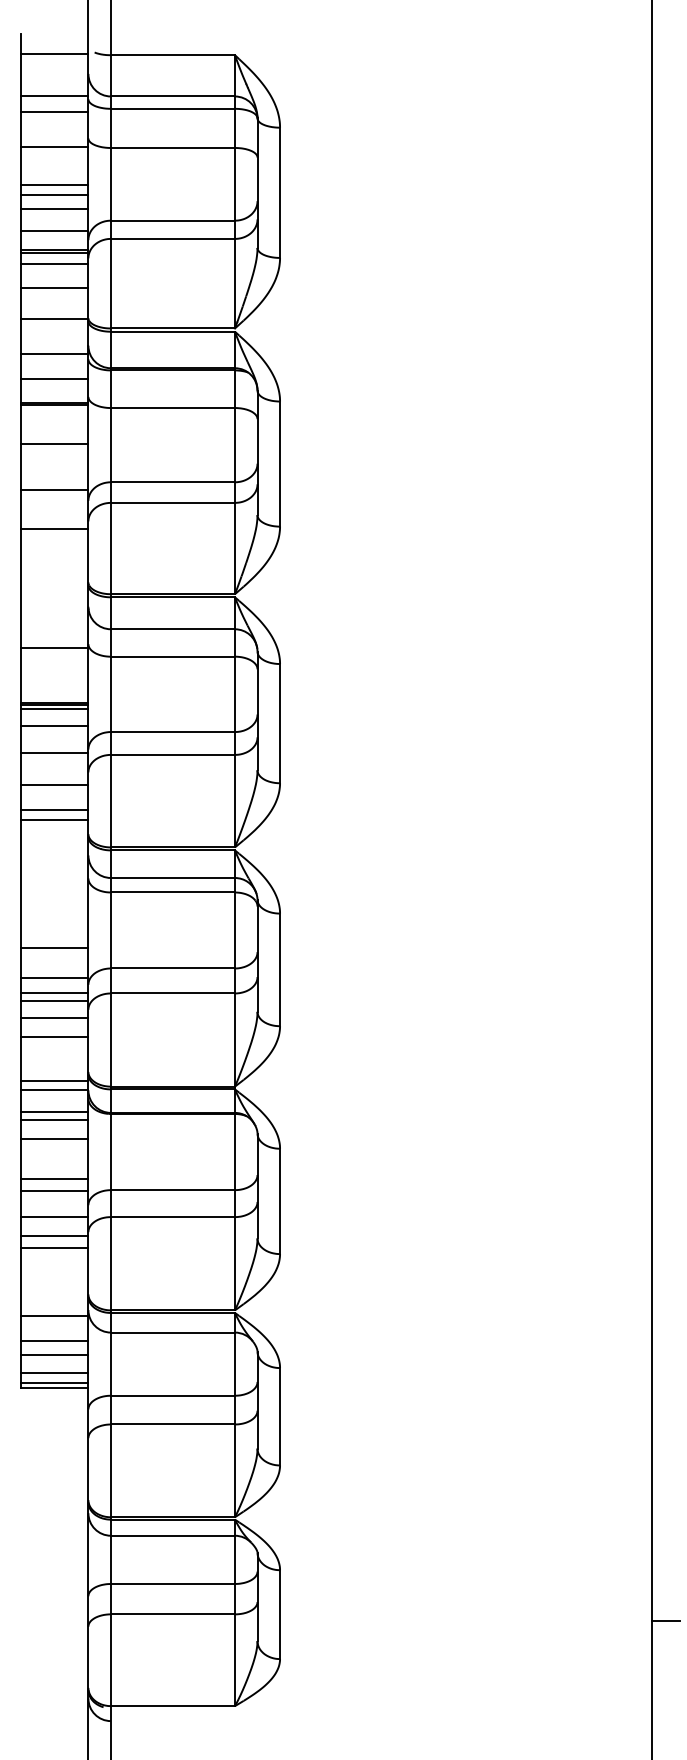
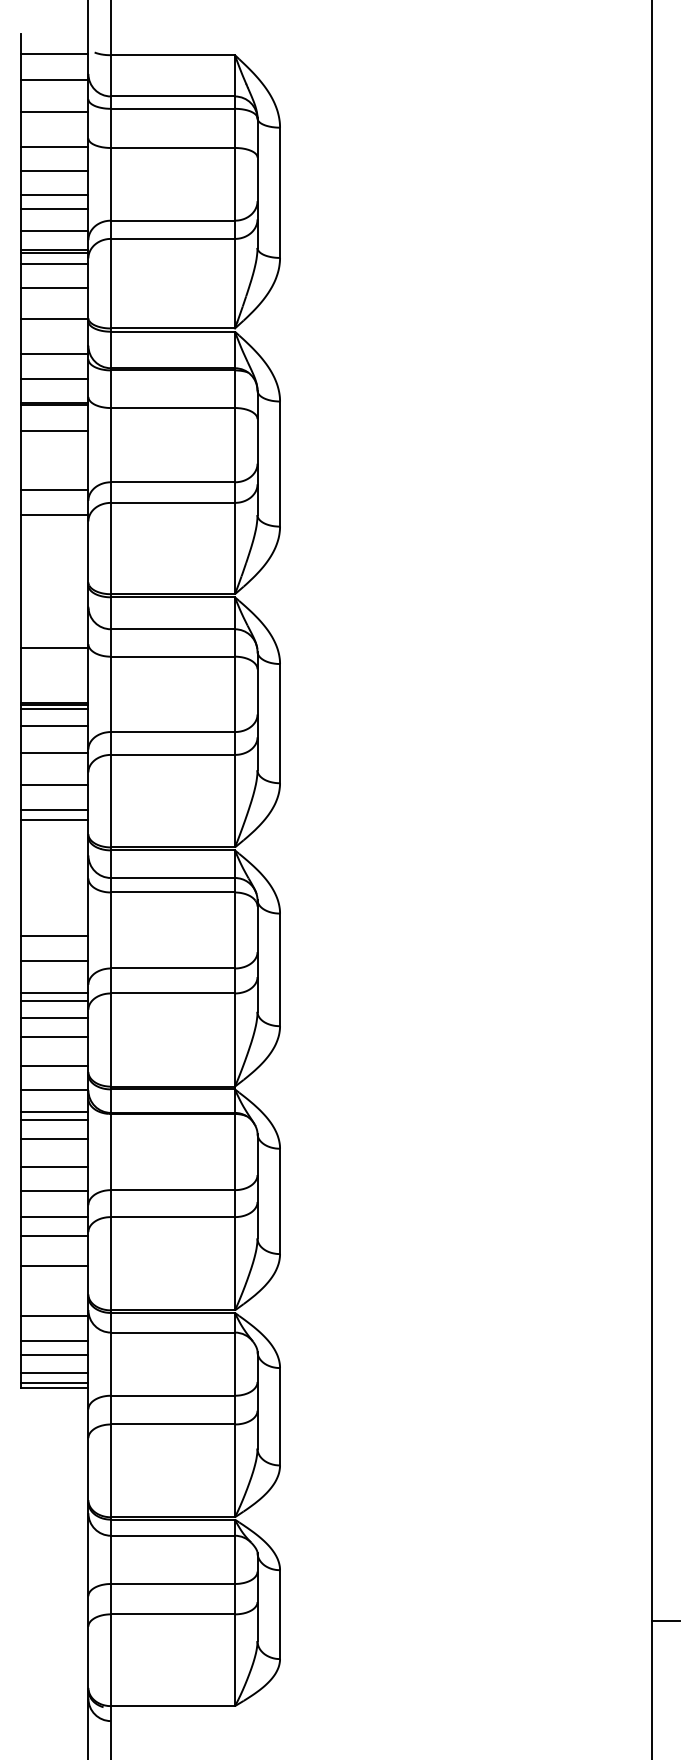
line position: (54, 95) -> (54, 79) (54, 79)
line position: (54, 185) -> (54, 171) (54, 171)
line position: (54, 443) -> (54, 430) (54, 430)
line position: (54, 529) -> (54, 515) (54, 515)
line position: (54, 947) -> (54, 935) (54, 935)
line position: (54, 977) -> (54, 960) (54, 960)
line position: (54, 1081) -> (54, 1066) (54, 1066)
line position: (54, 1179) -> (54, 1167) (54, 1167)
line position: (54, 1247) -> (54, 1265) (54, 1265)
